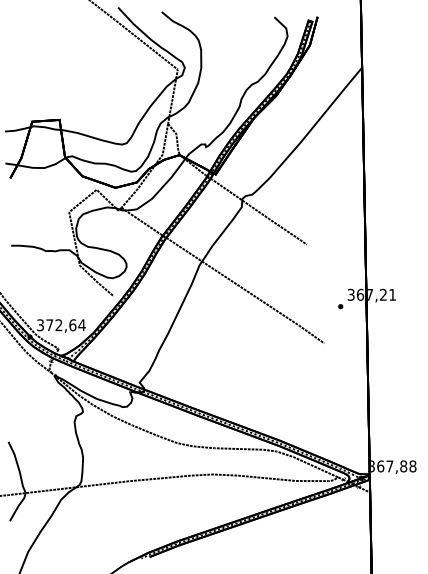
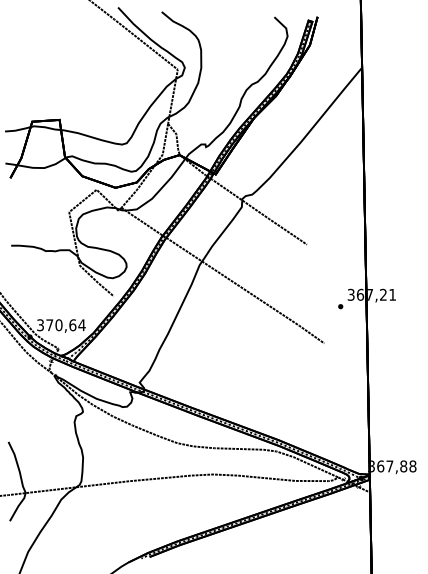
text: 372,64 -> 370,64 (58, 325)
